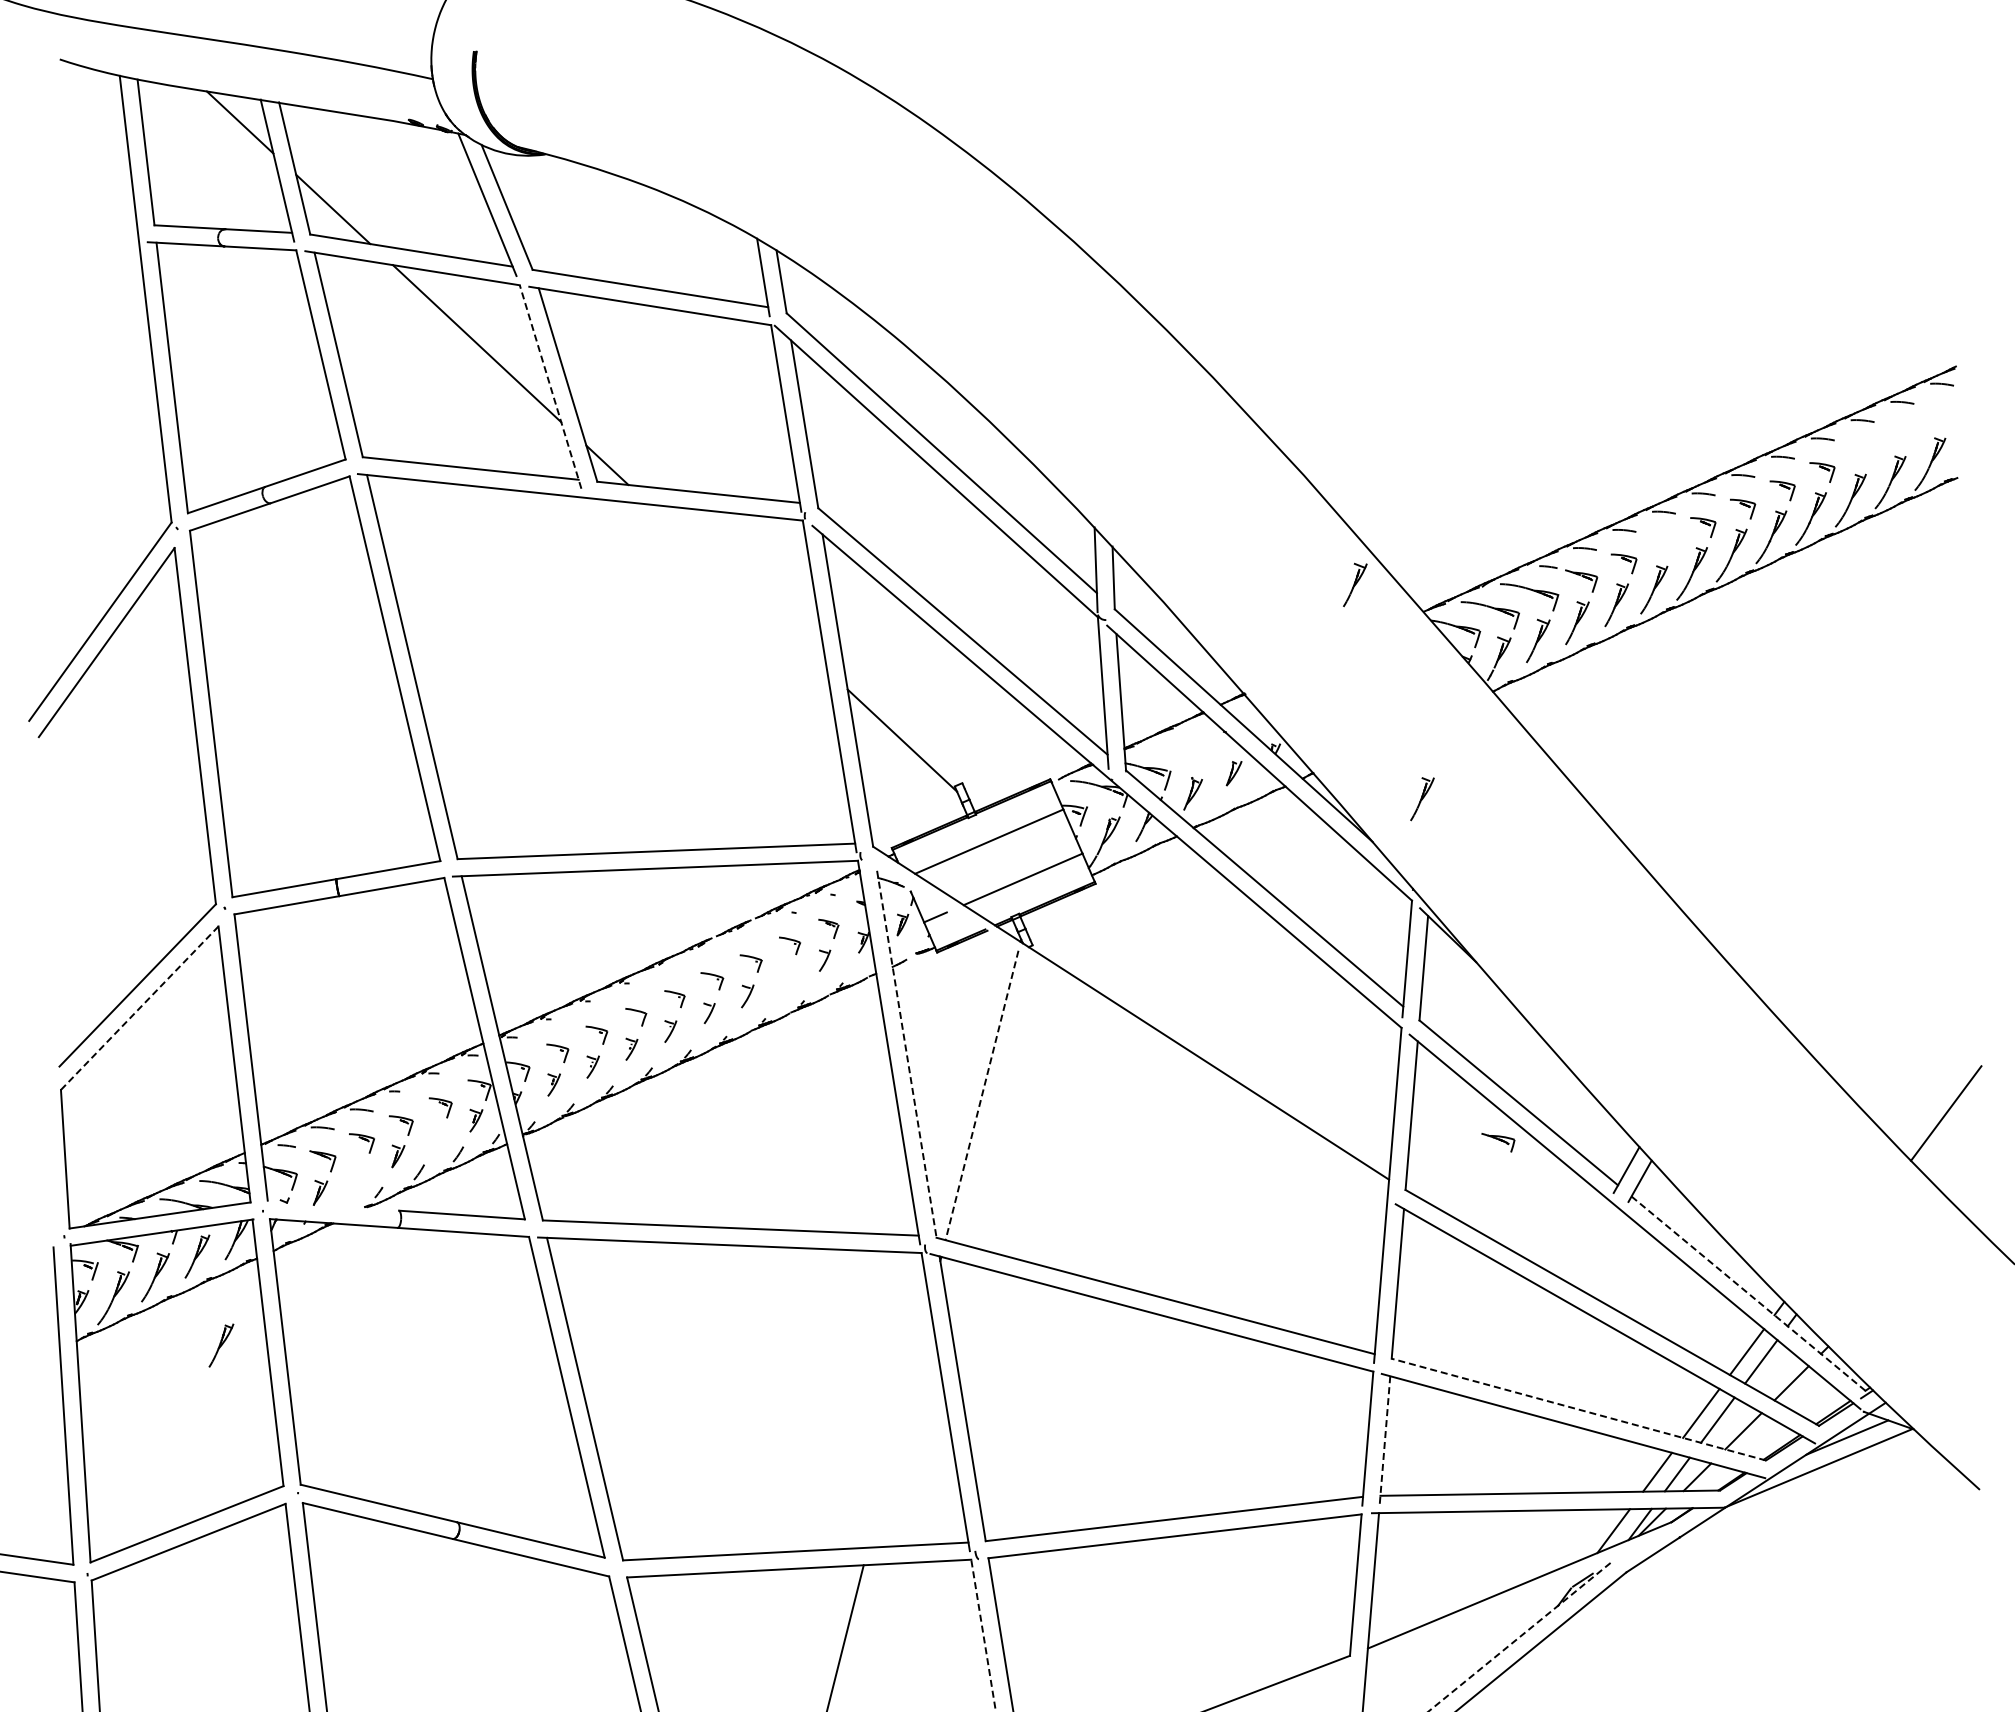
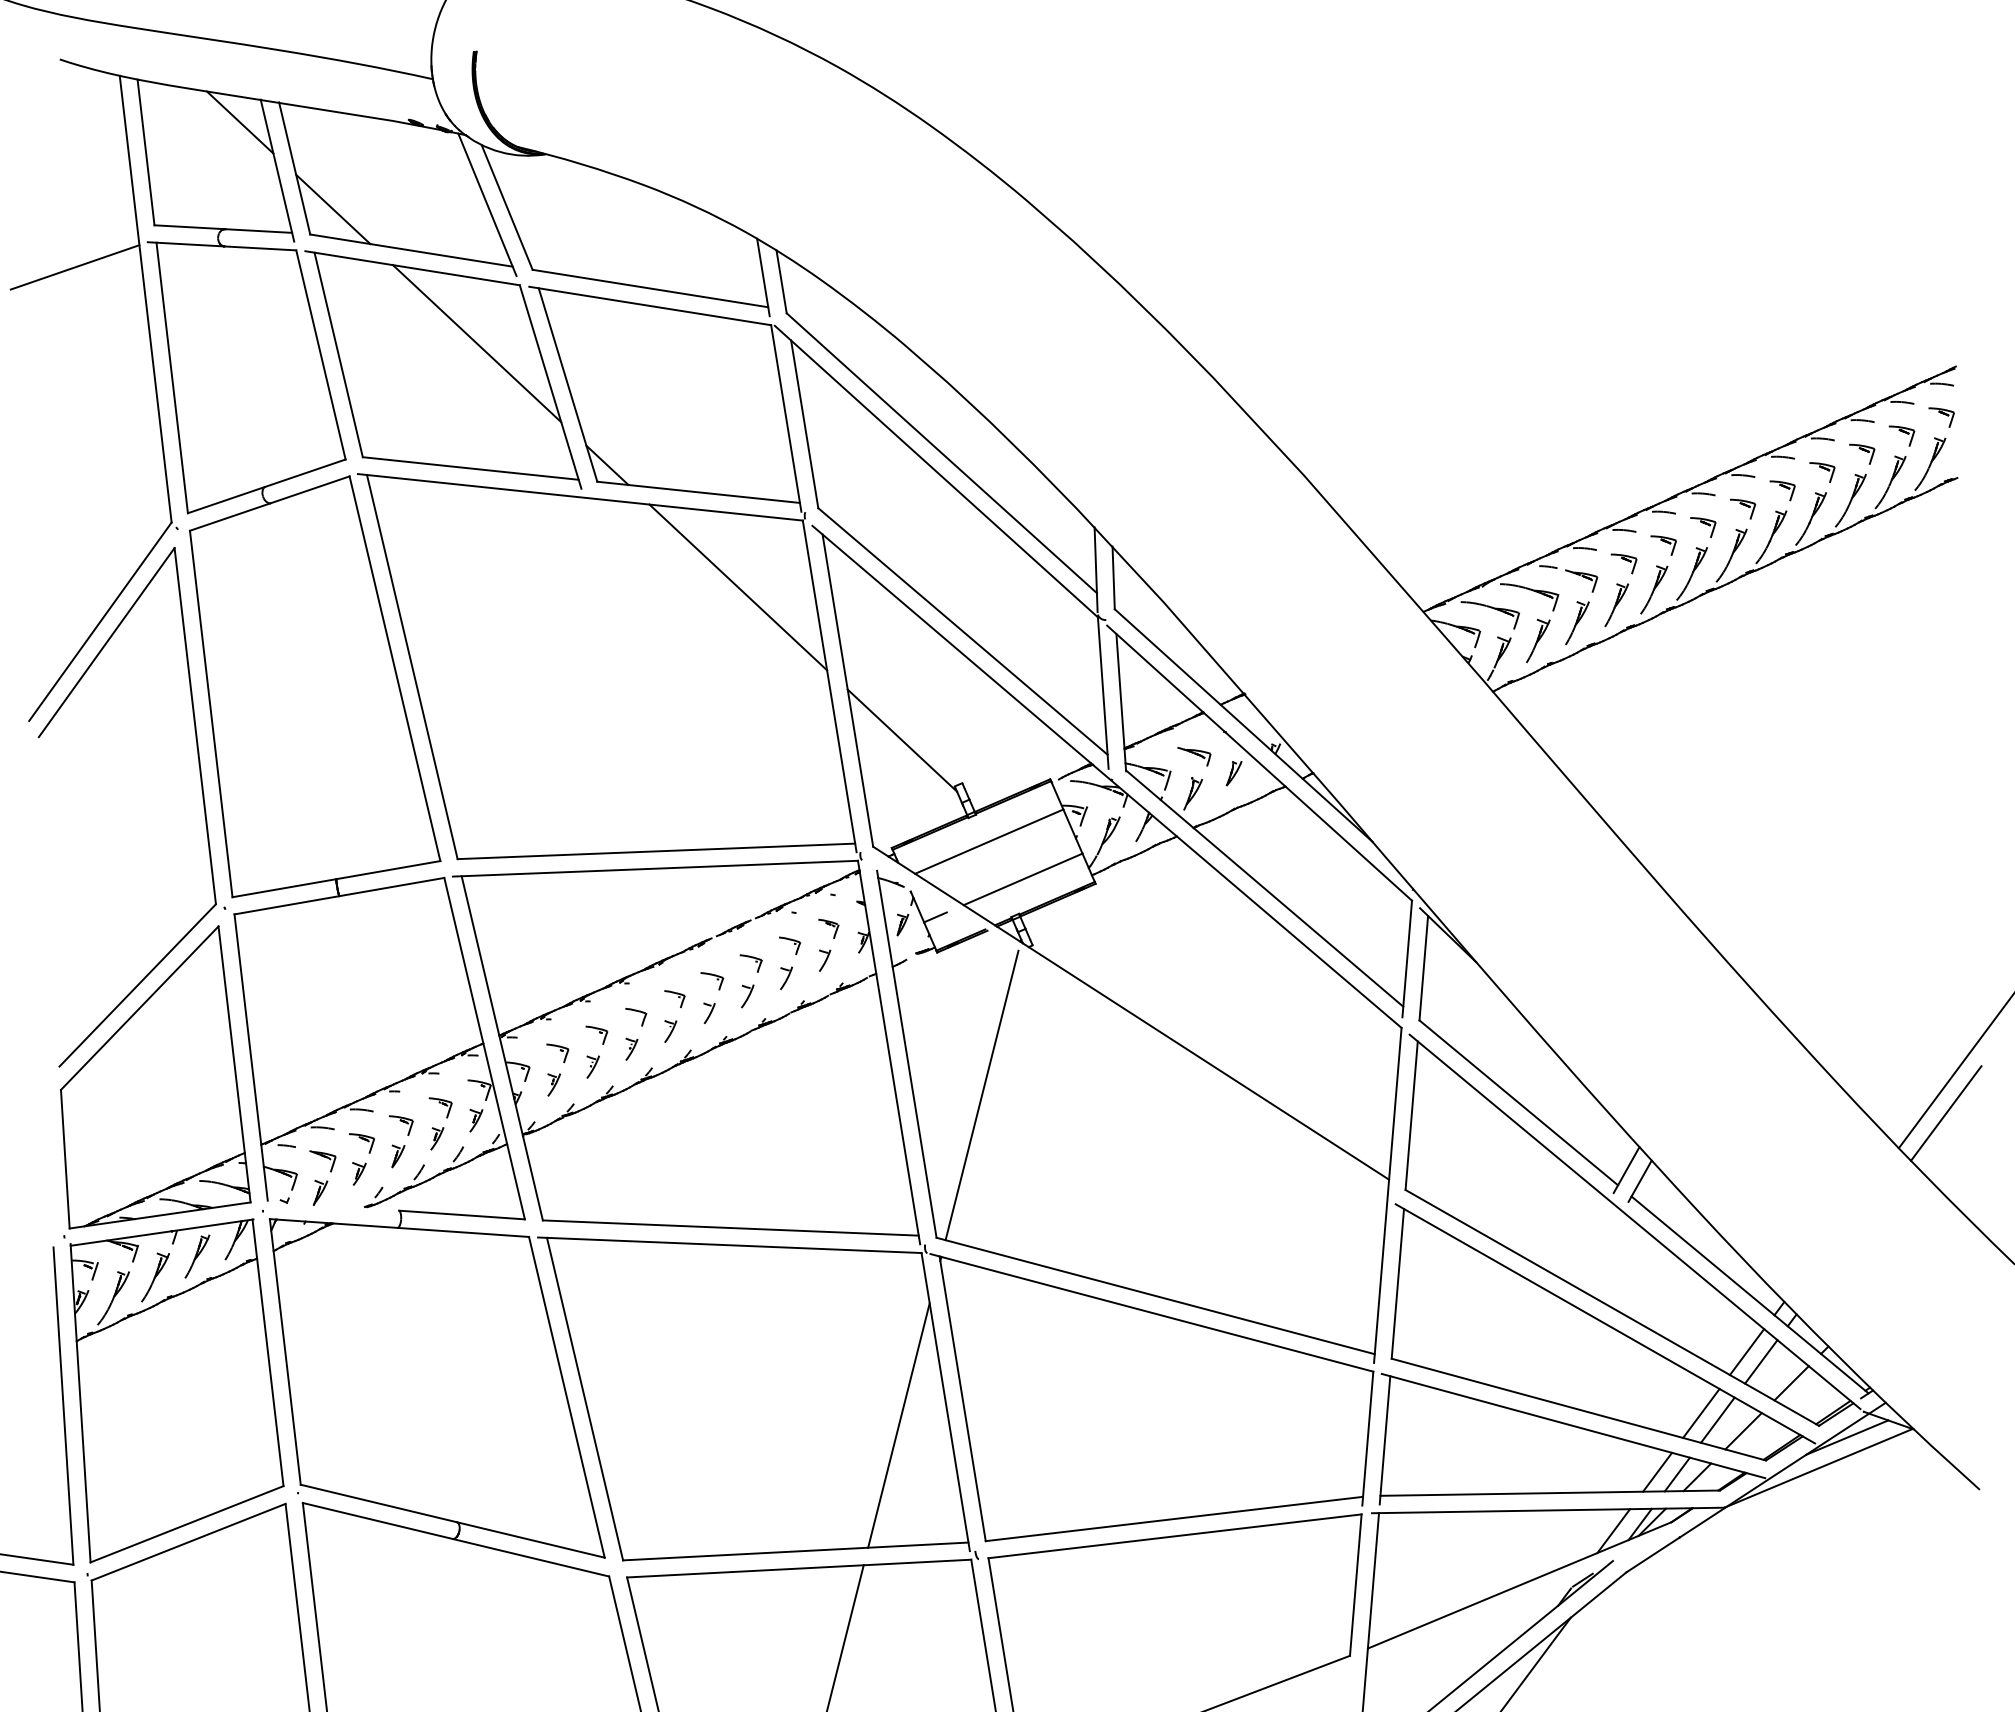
line: none -> present (74, 267)
line: dashed -> solid (550, 386)
part: none -> present (1941, 417)
part: none -> present (1901, 435)
part: none -> present (1862, 453)
part: none -> present (1663, 545)
part: present -> none (1355, 584)
line: none -> present (738, 587)
part: present -> none (1422, 799)
part: none -> present (786, 978)
line: dashed -> solid (139, 1008)
line: dashed -> solid (906, 1054)
line: none -> present (1954, 1072)
line: dashed -> solid (981, 1095)
part: none -> present (437, 1138)
part position: (1498, 1142) -> (1194, 756) (1194, 756)
part: none -> present (359, 1173)
line: dashed -> solid (1750, 1295)
part: present -> none (221, 1345)
line: dashed -> solid (1578, 1409)
line: none -> present (898, 1425)
line: dashed -> solid (1384, 1440)
line: dashed -> solid (983, 1635)
line: dashed -> solid (1521, 1636)
line: none -> present (1536, 1662)
